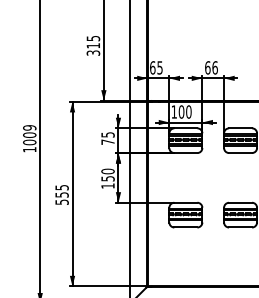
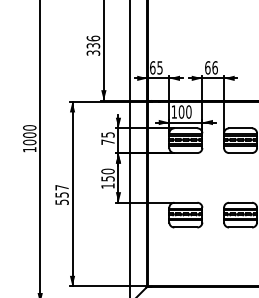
text: 315 -> 336 (93, 41)
text: 1009 -> 1000 (29, 127)
text: 555 -> 557 (61, 187)
